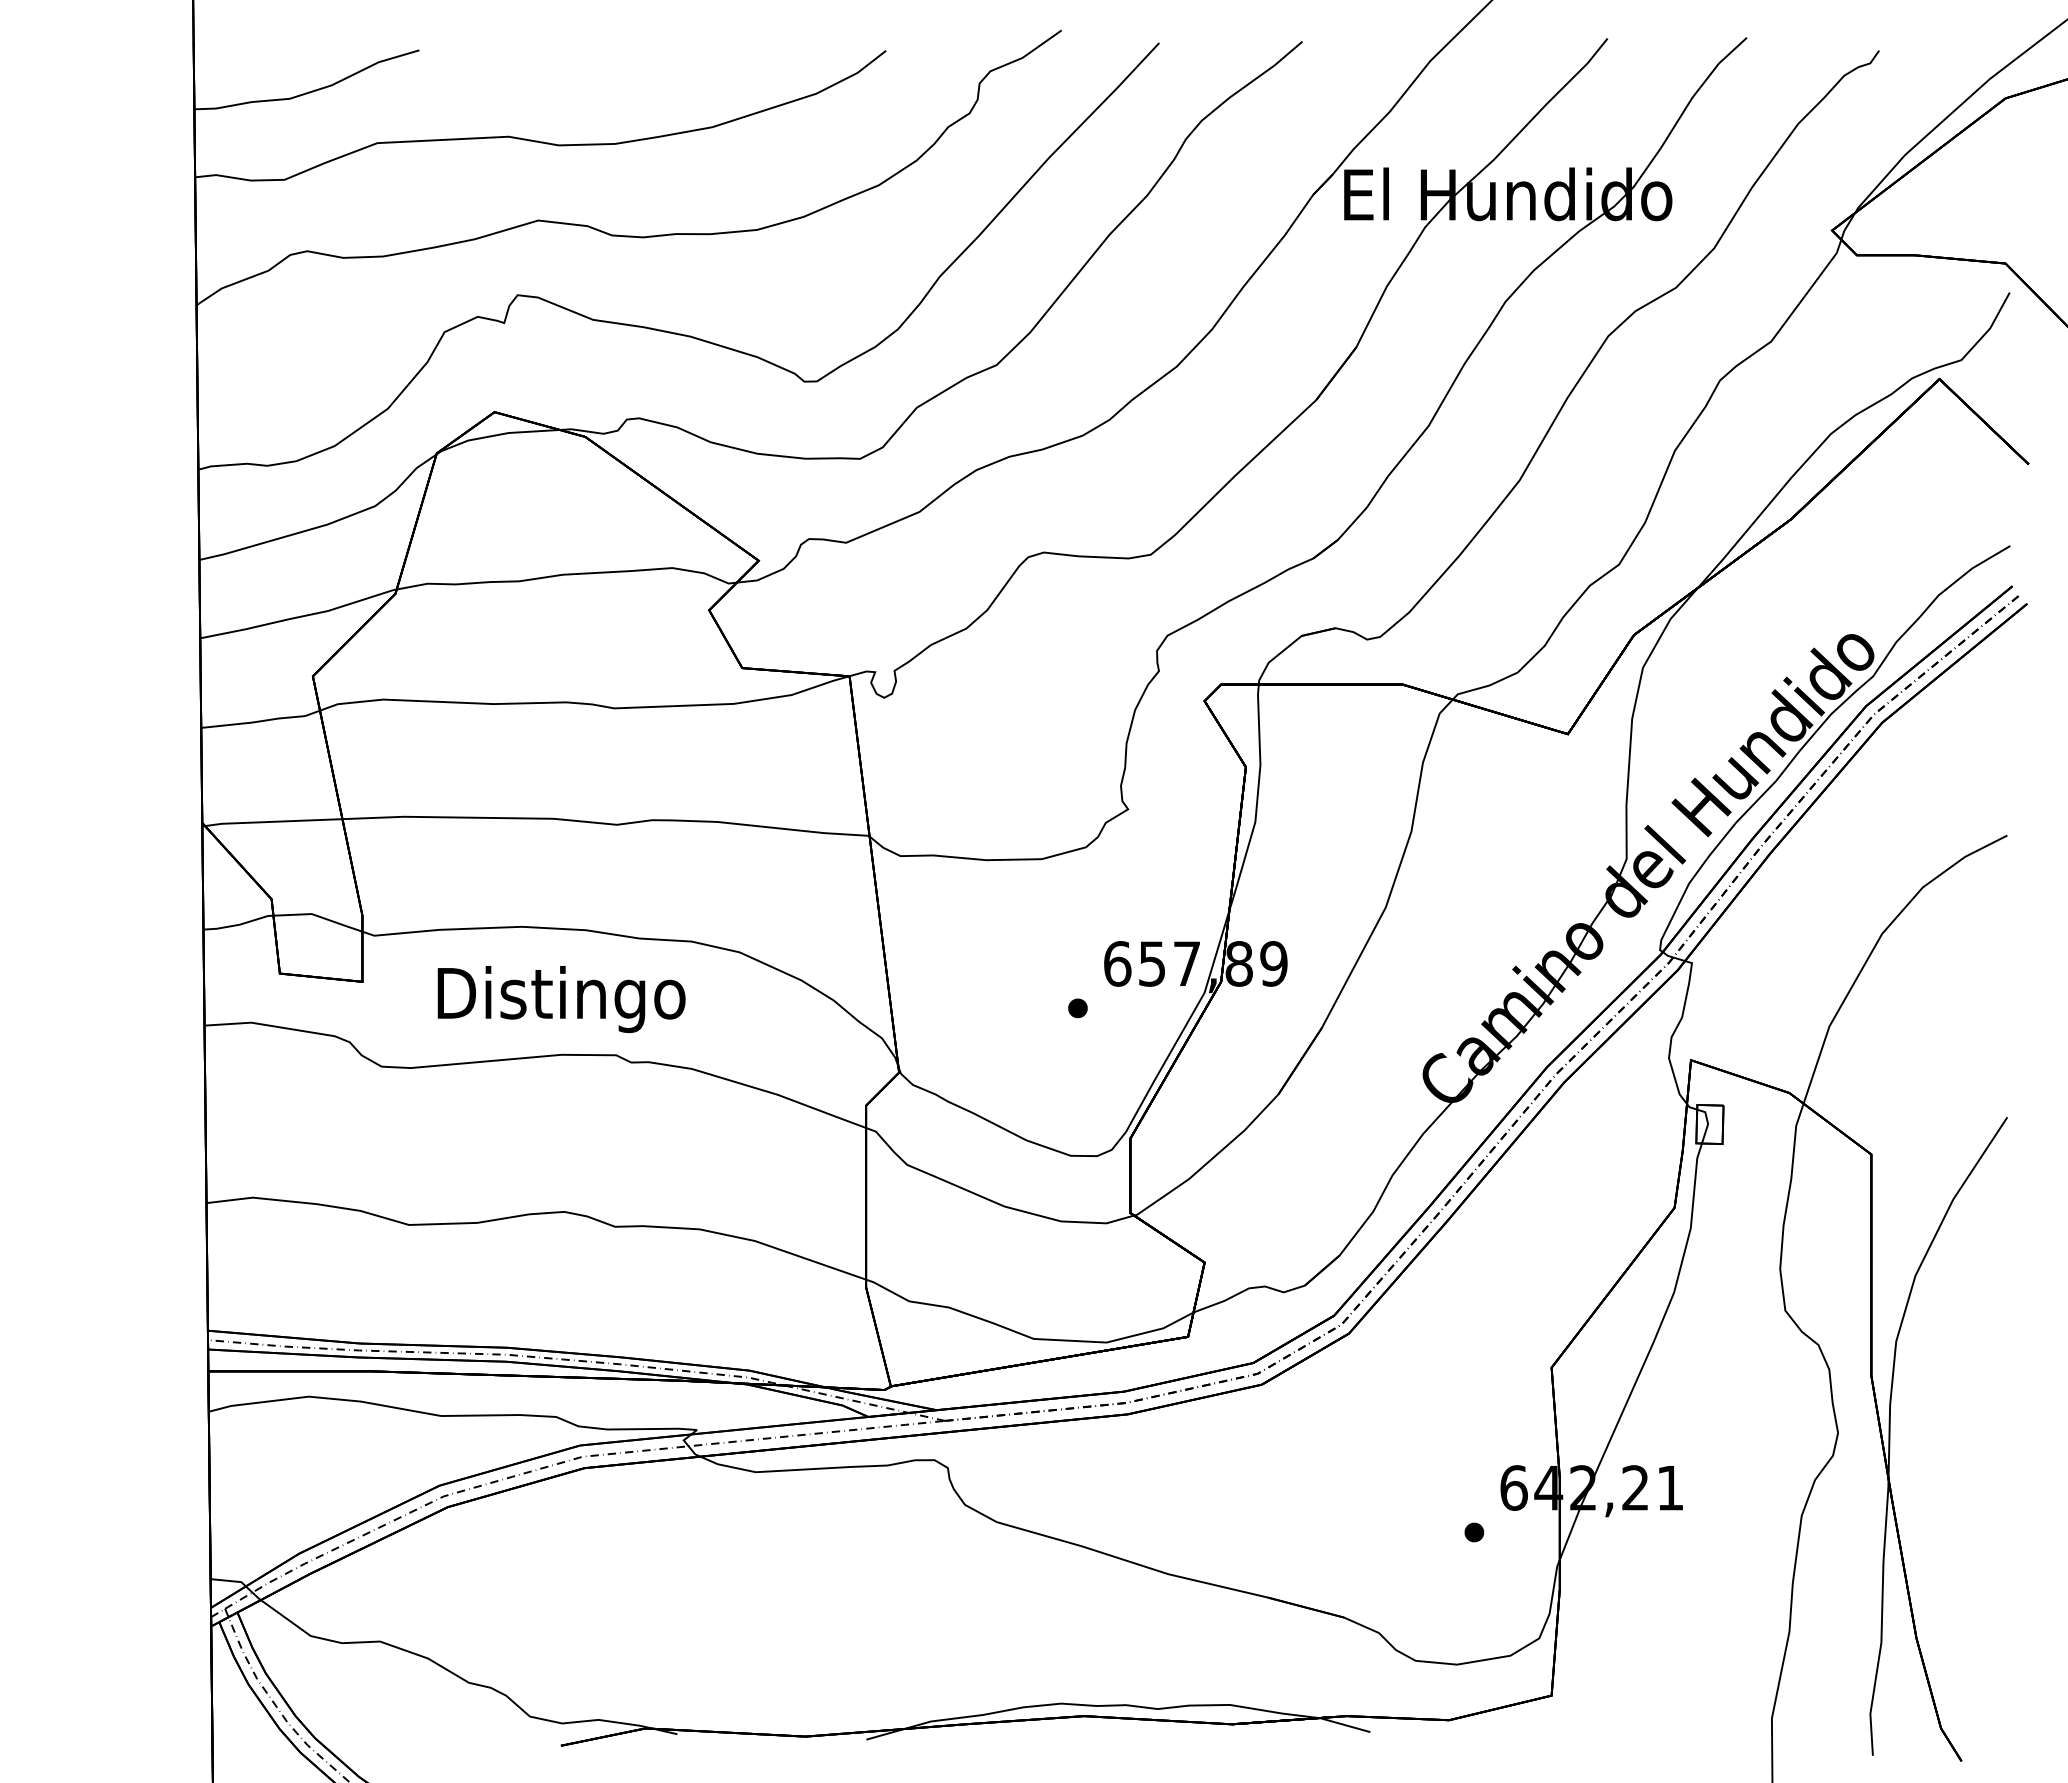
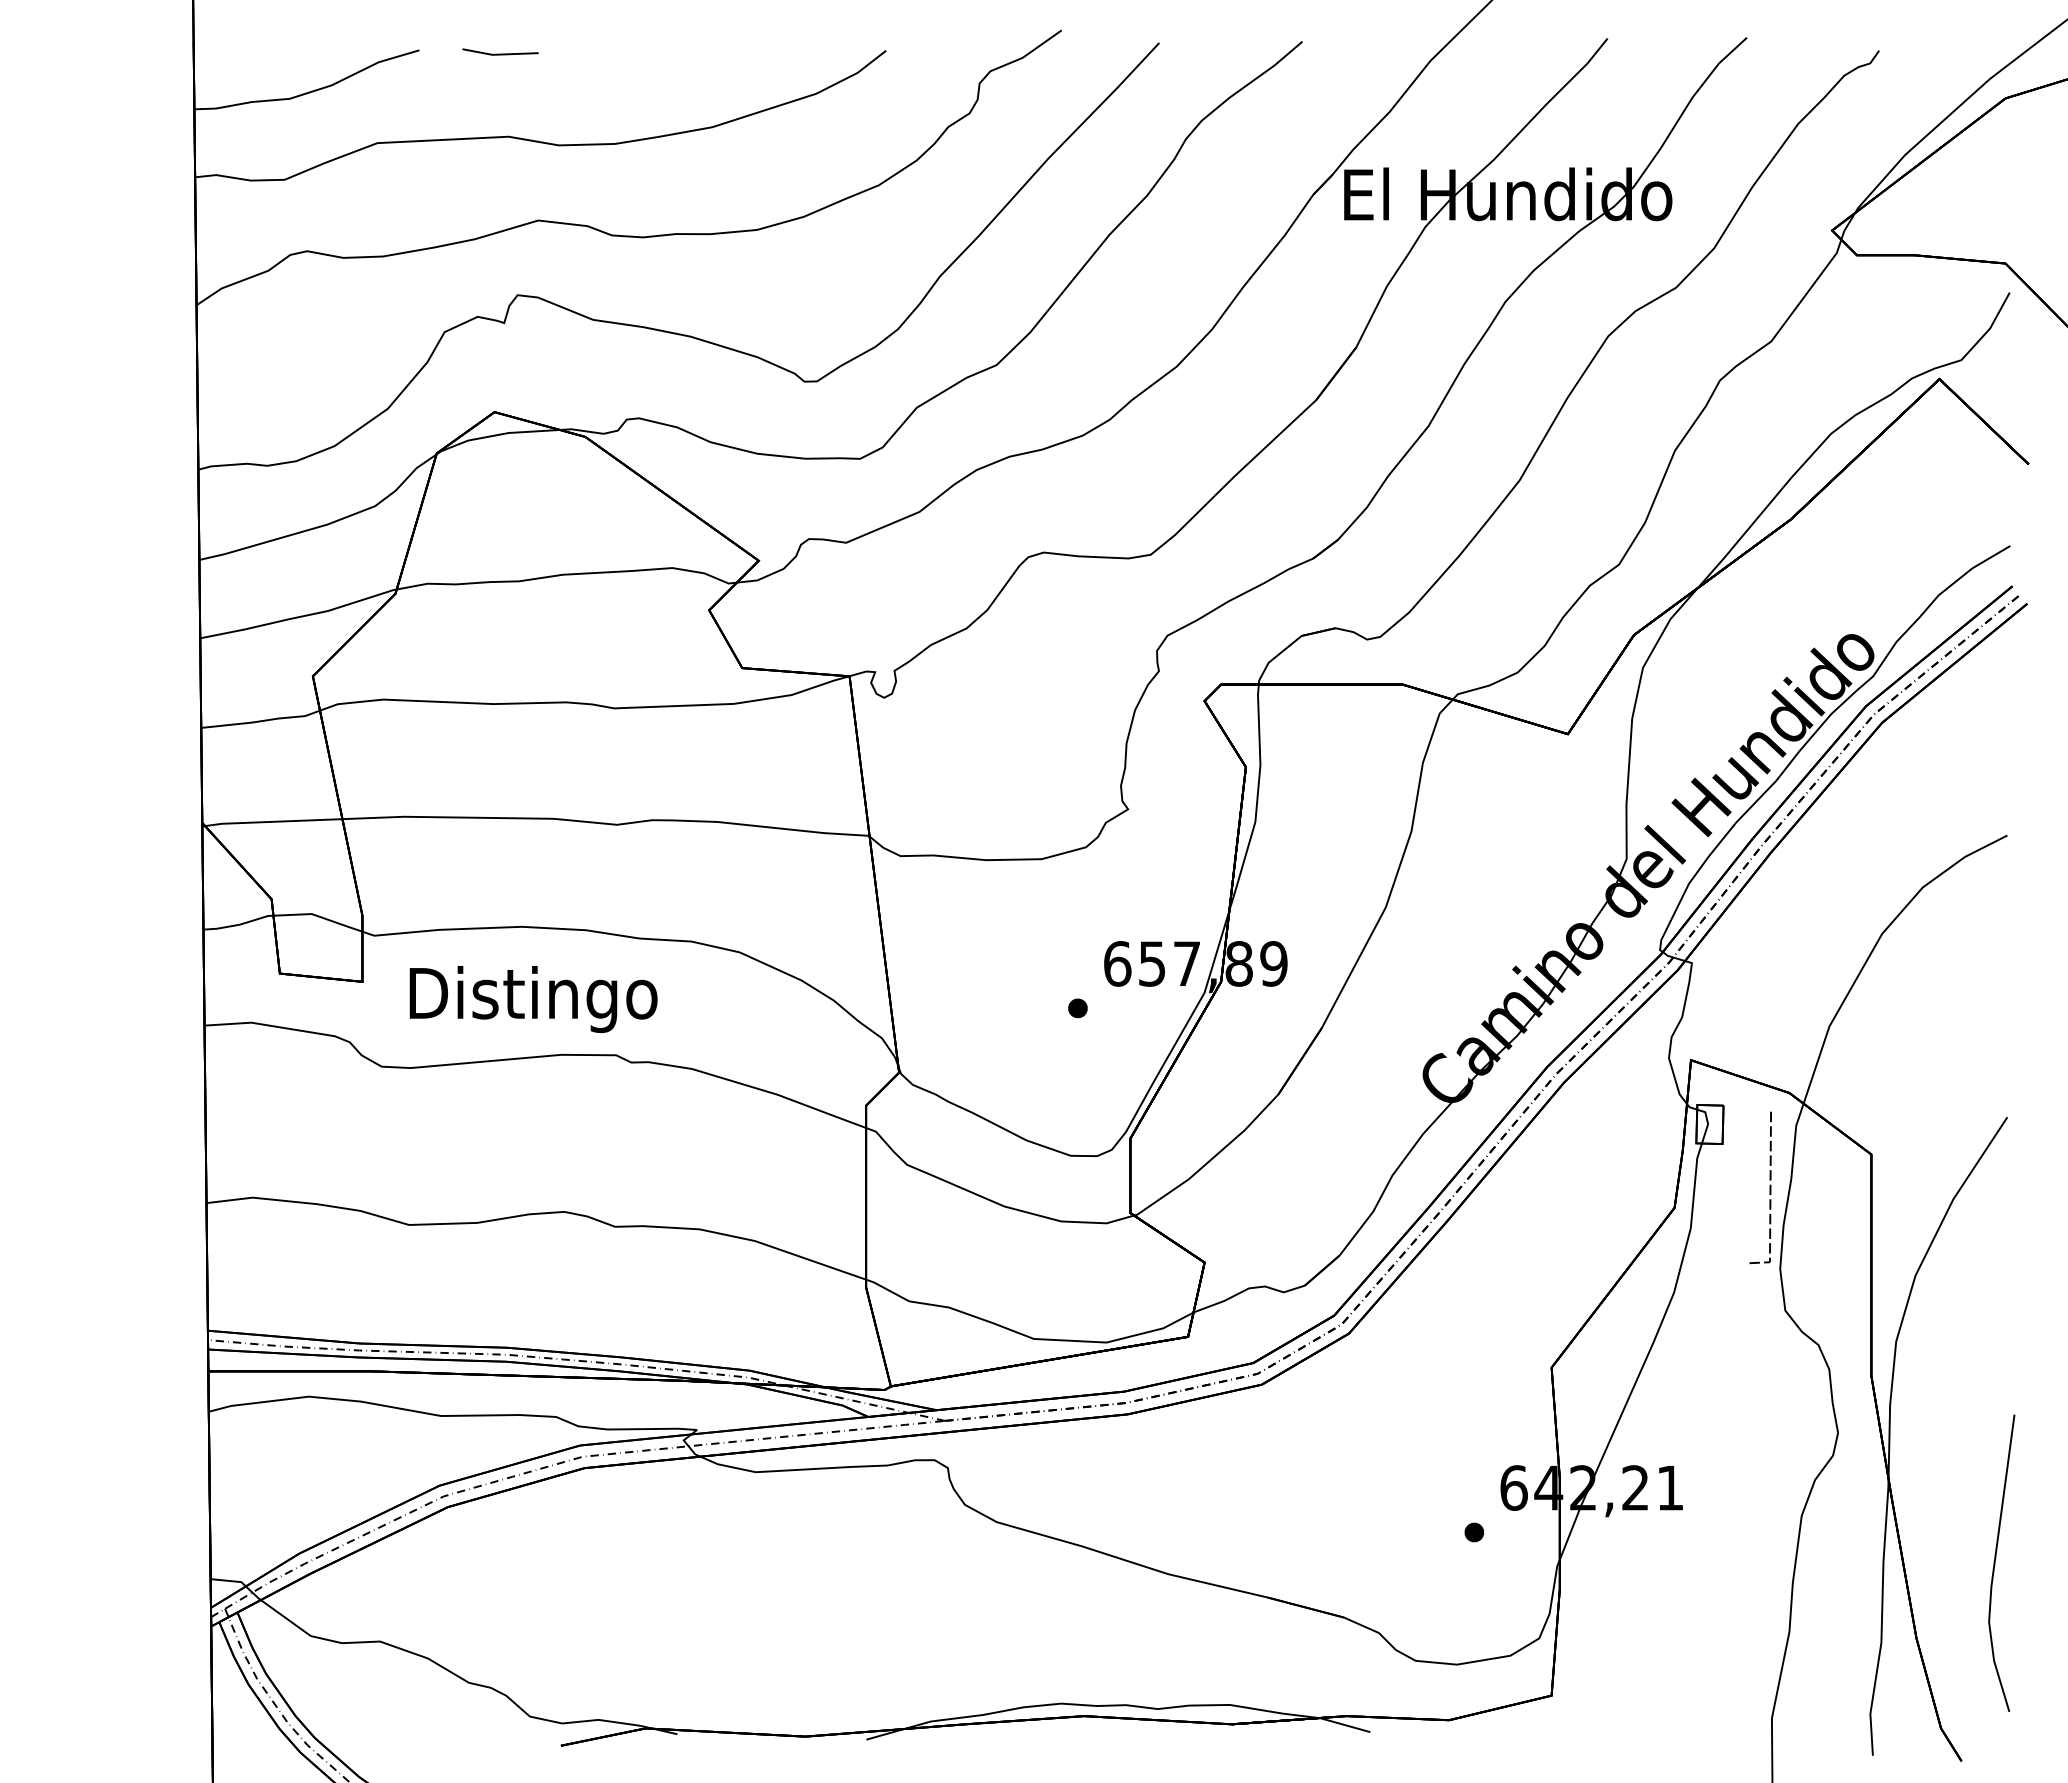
line: none -> present (500, 53)
text position: (561, 999) -> (533, 999) (533, 999)
line: none -> present (1769, 1187)
line: none -> present (1995, 1562)
